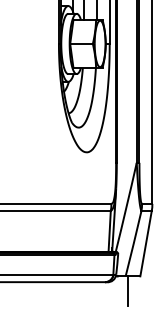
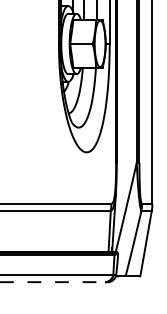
line: solid -> dashed (53, 282)
line: present -> none (128, 291)
